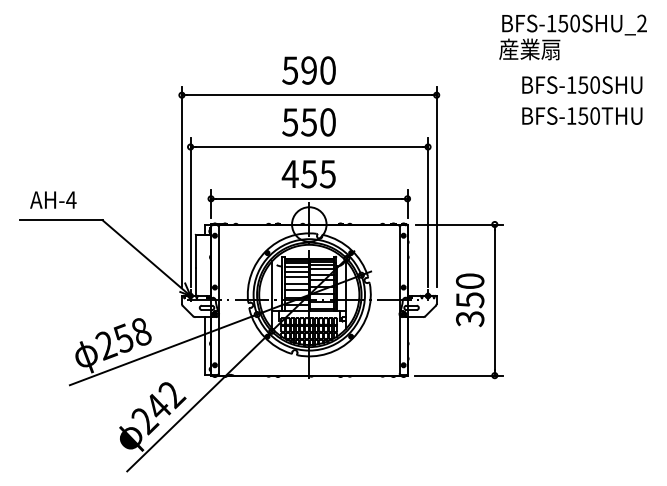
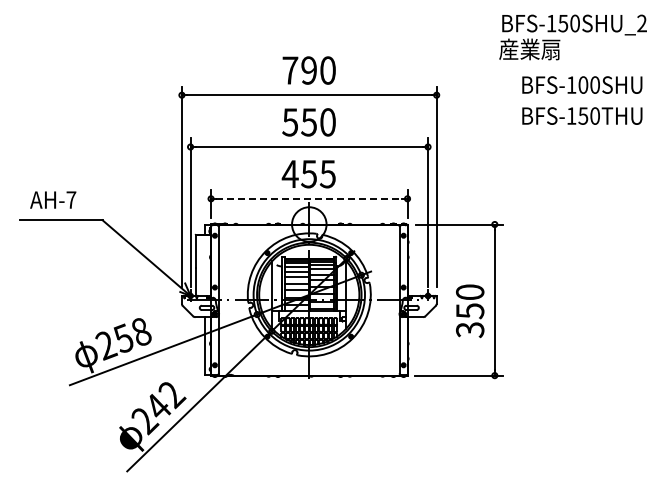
text: 590 -> 790 (290, 70)
text: BFS-150SHU -> BFS-100SHU (583, 84)
line: solid -> dashed (309, 198)
text: AH-4 -> AH-7 (71, 199)
text position: (470, 300) -> (470, 311) (470, 311)
